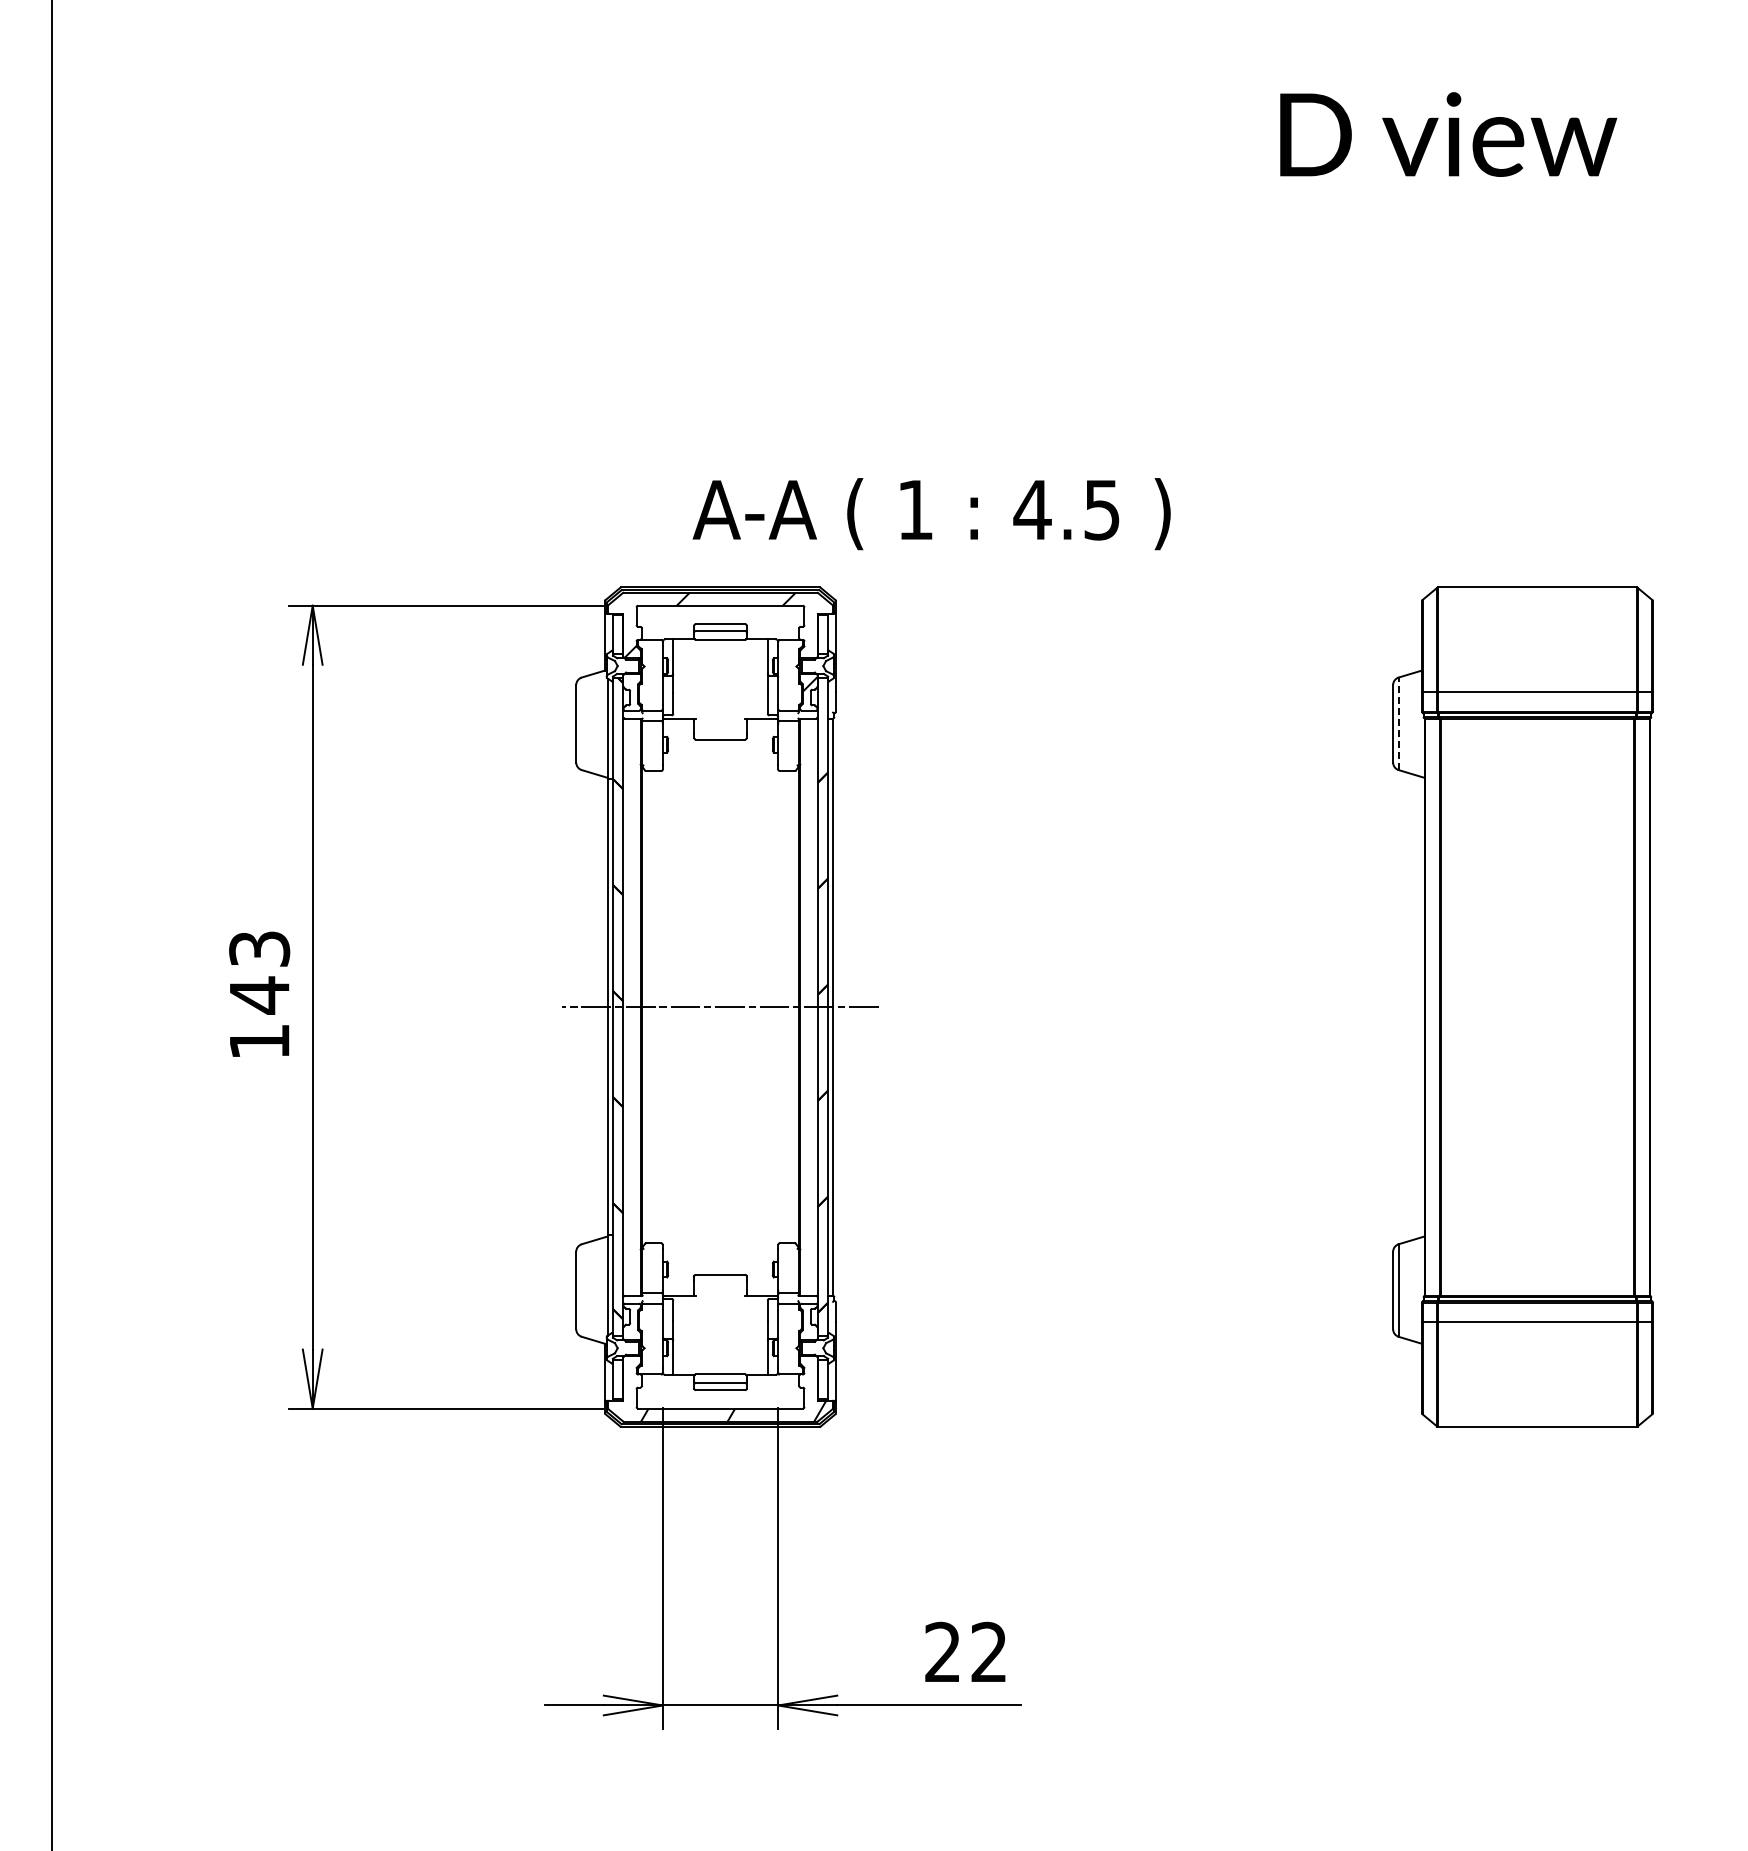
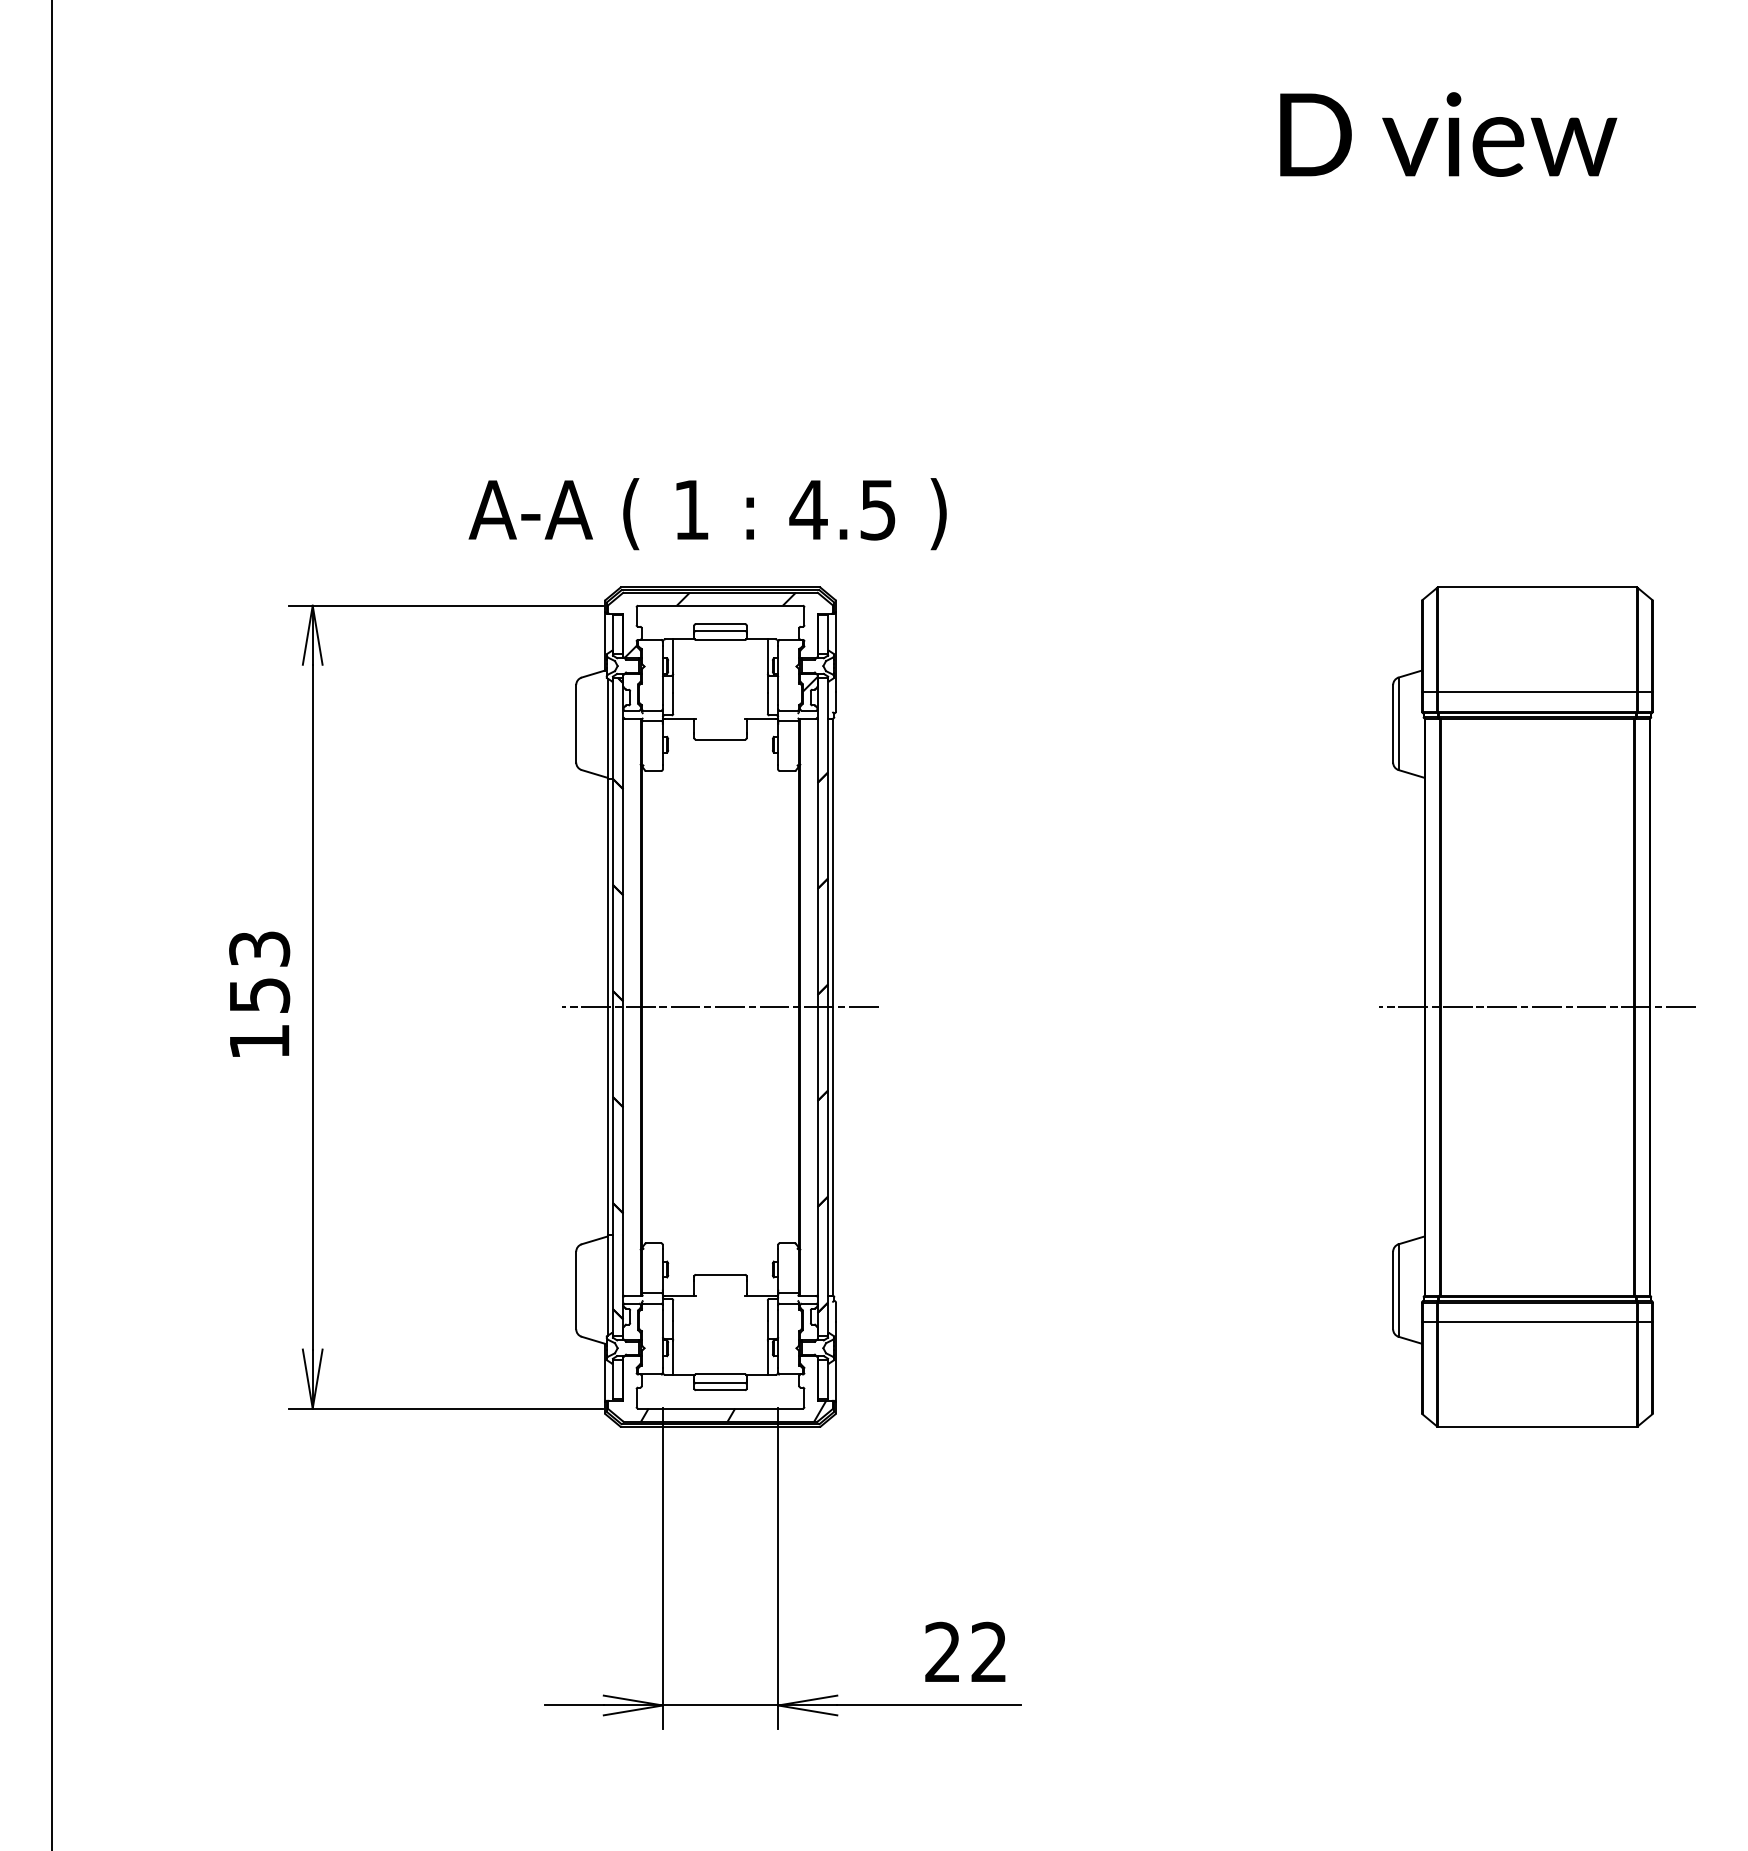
text position: (931, 514) -> (707, 514) (707, 514)
line: dashed -> solid (1398, 723)
text: 143 -> 153 (260, 995)
line: none -> present (1537, 1007)
